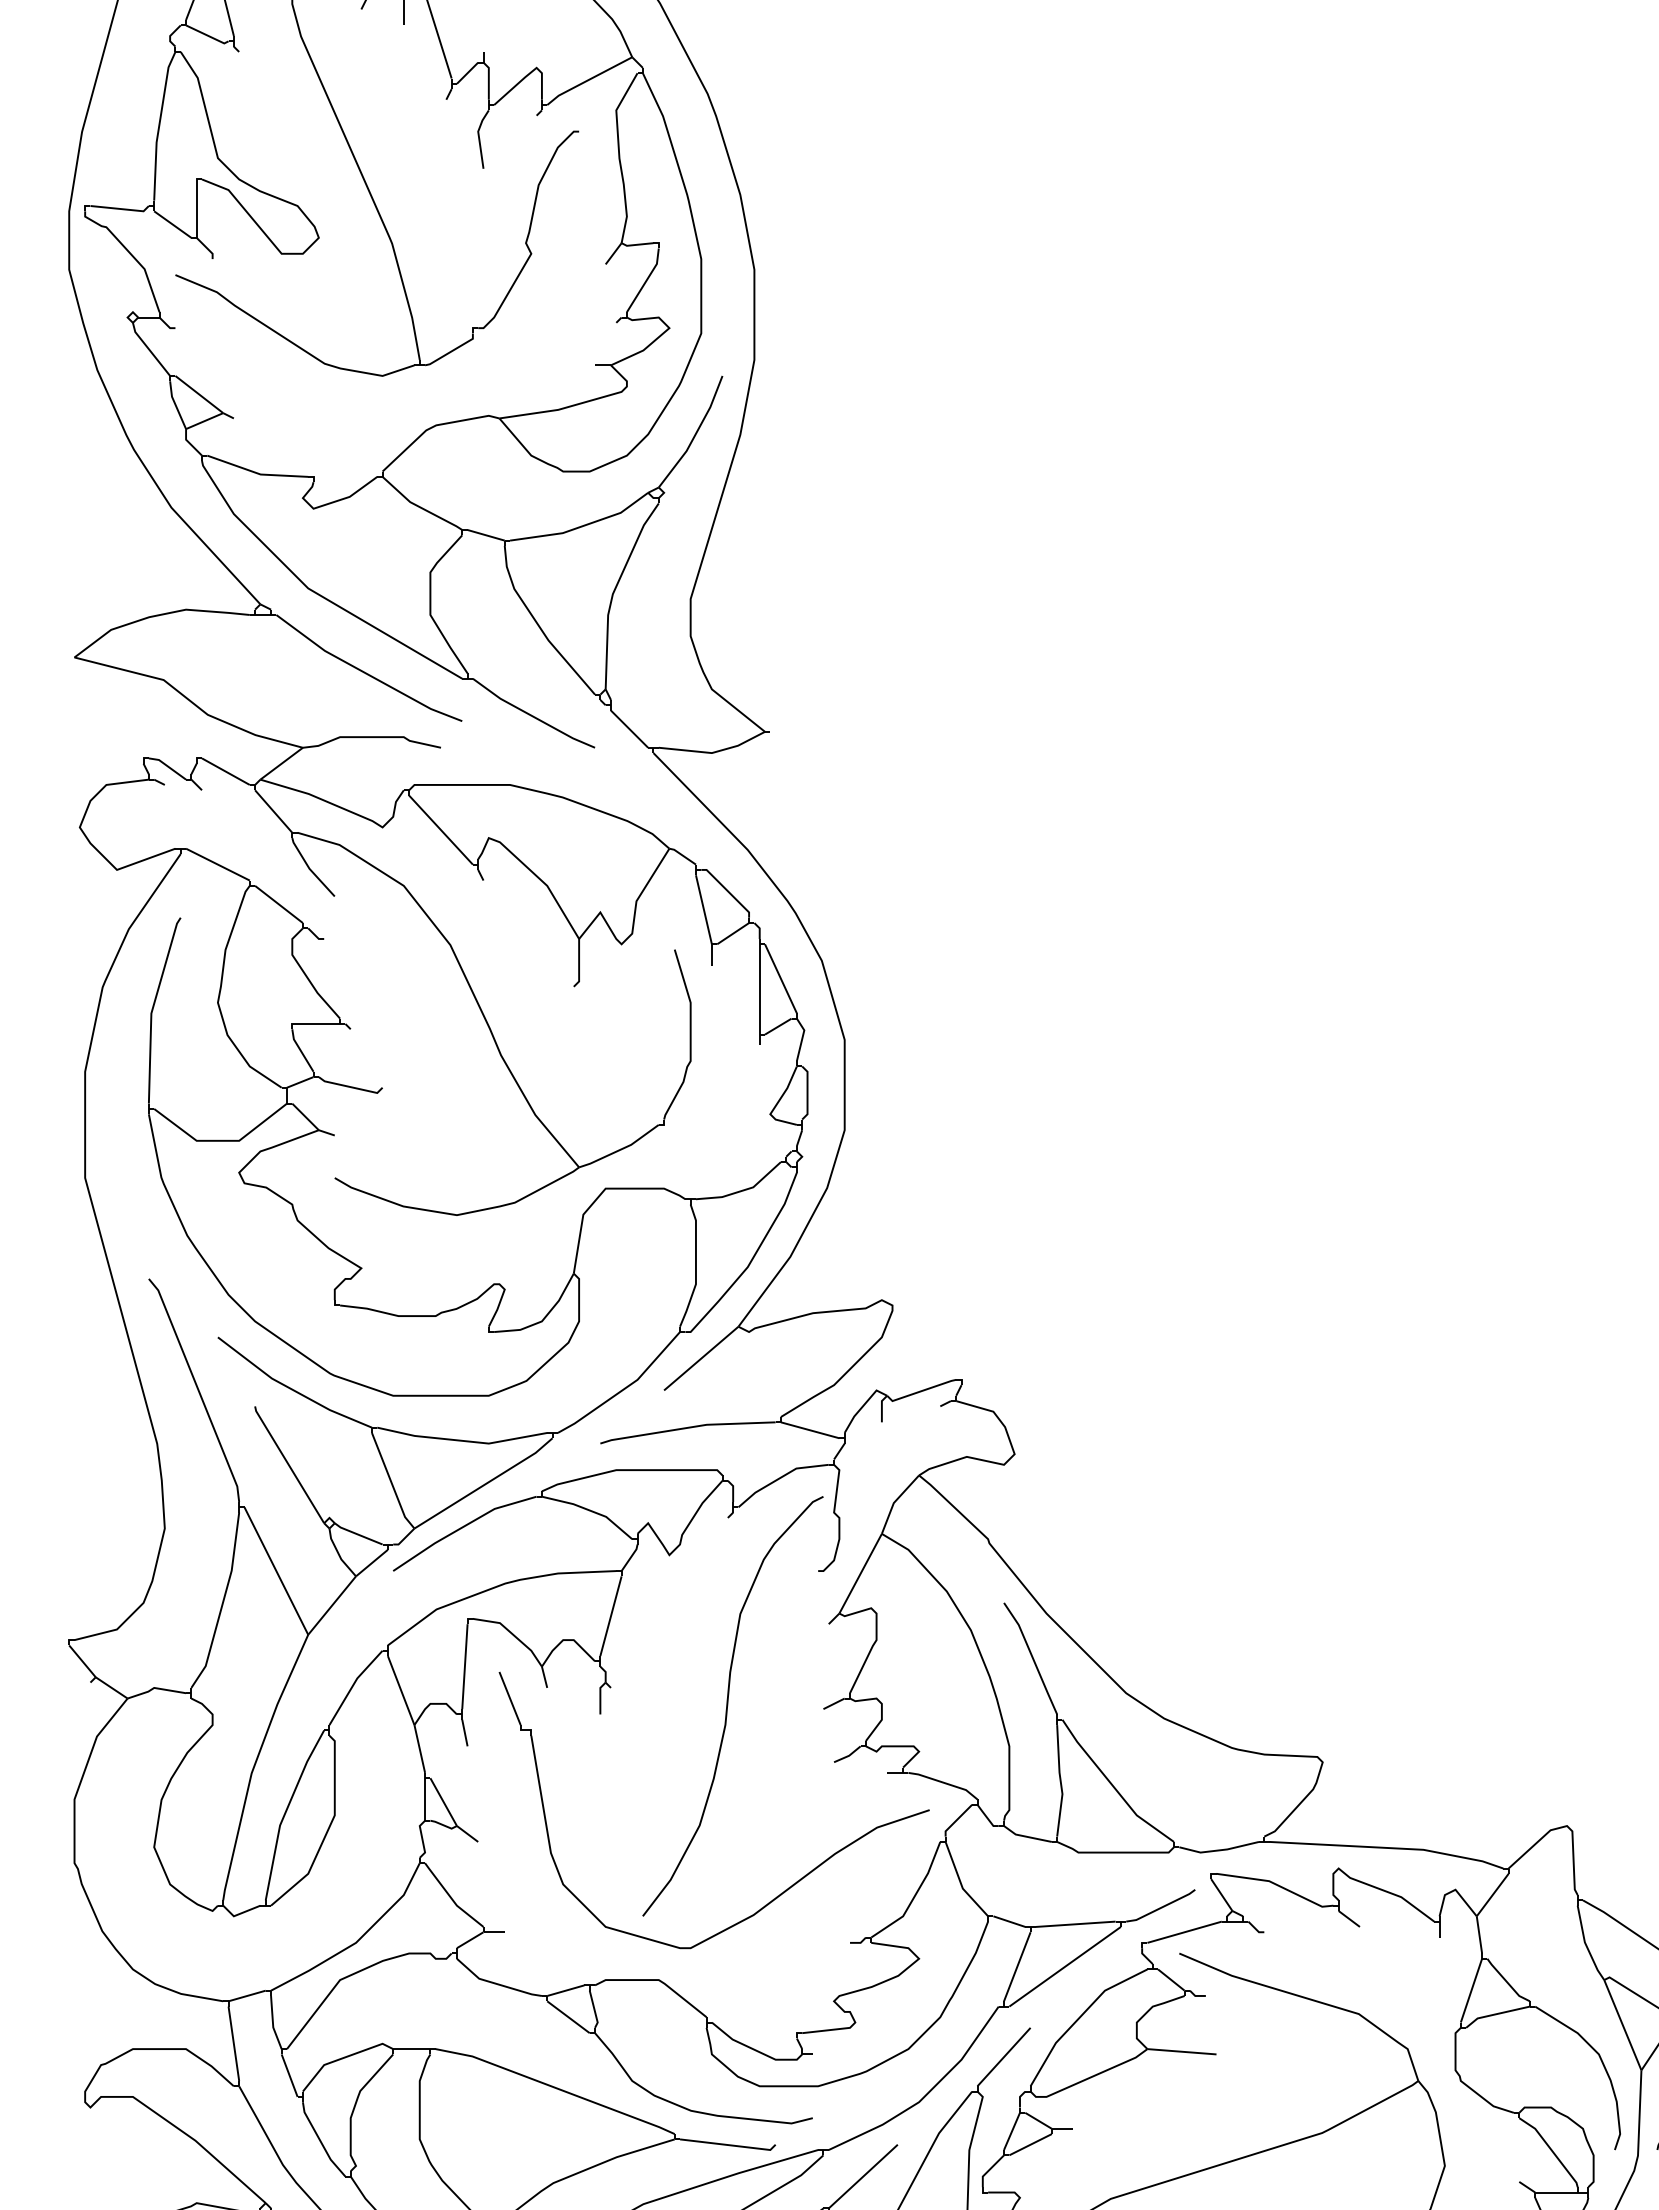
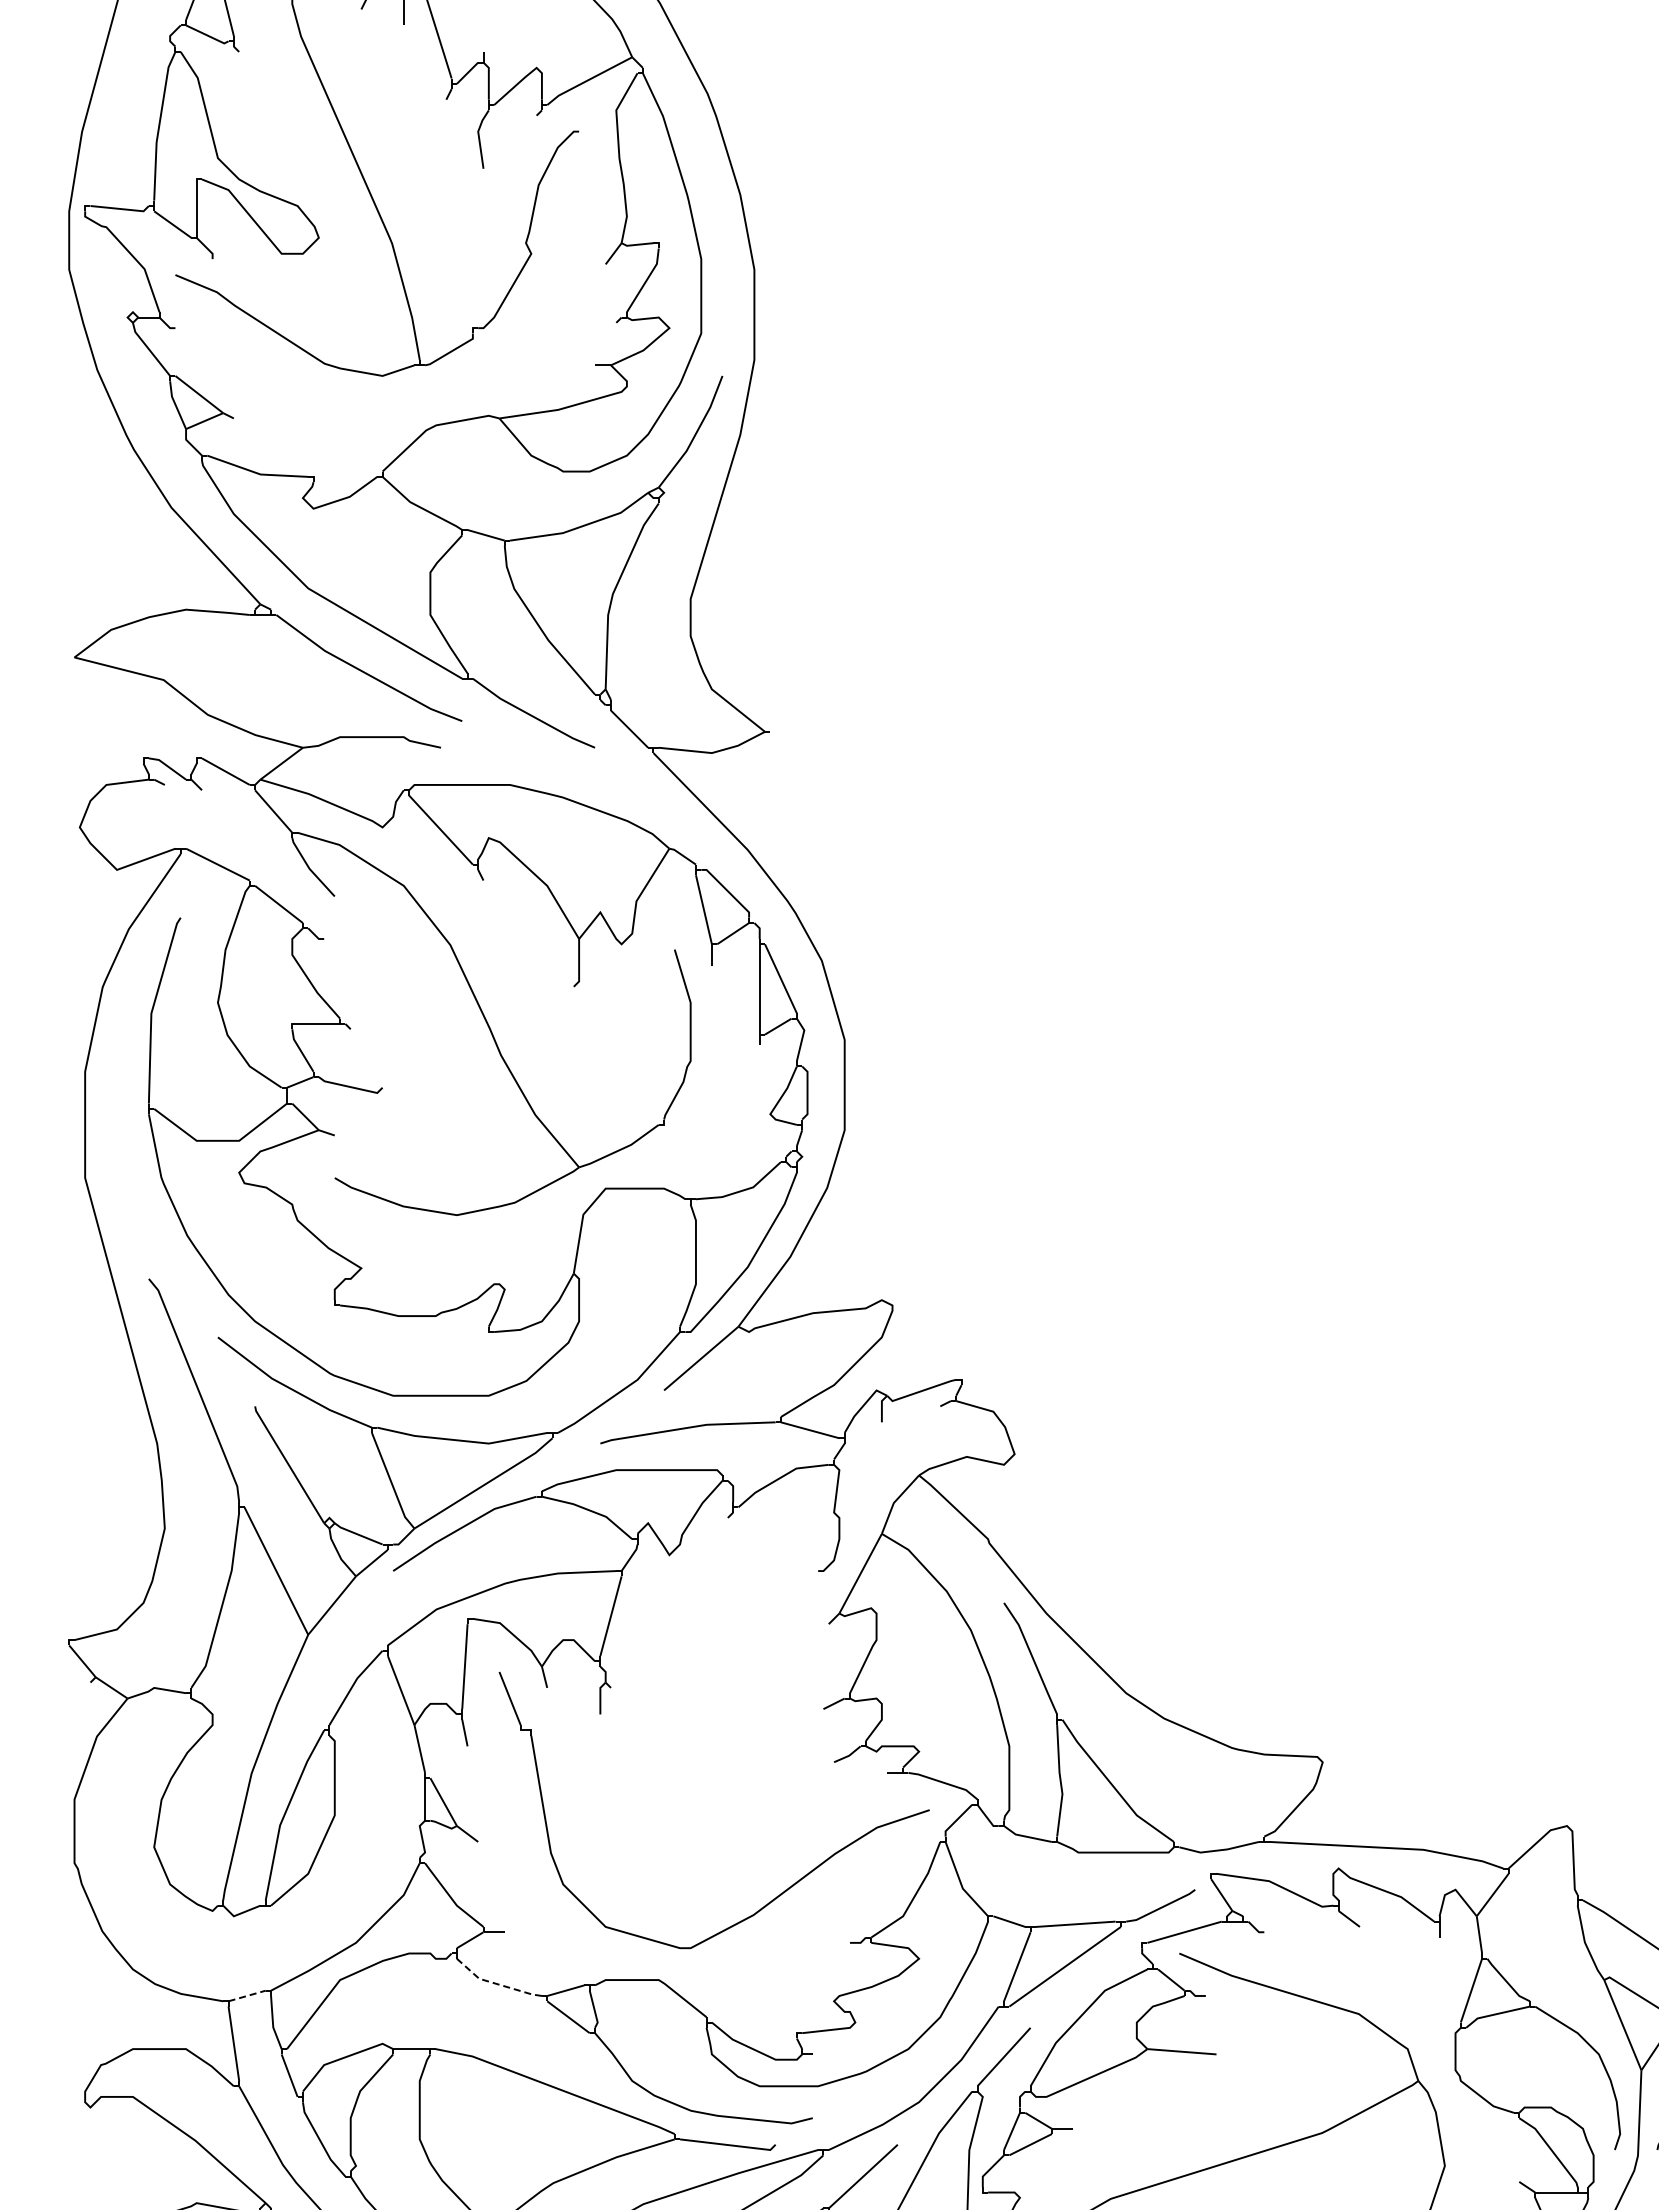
curve: present -> none (728, 1705)
line: solid -> dashed (496, 1983)
line: solid -> dashed (247, 1995)
